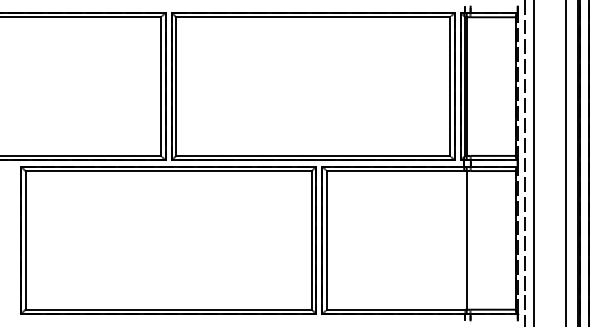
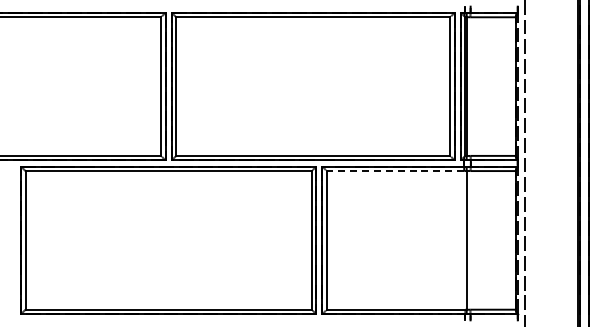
line: present -> none (534, 162)
line: present -> none (565, 162)
line: solid -> dashed (395, 171)
